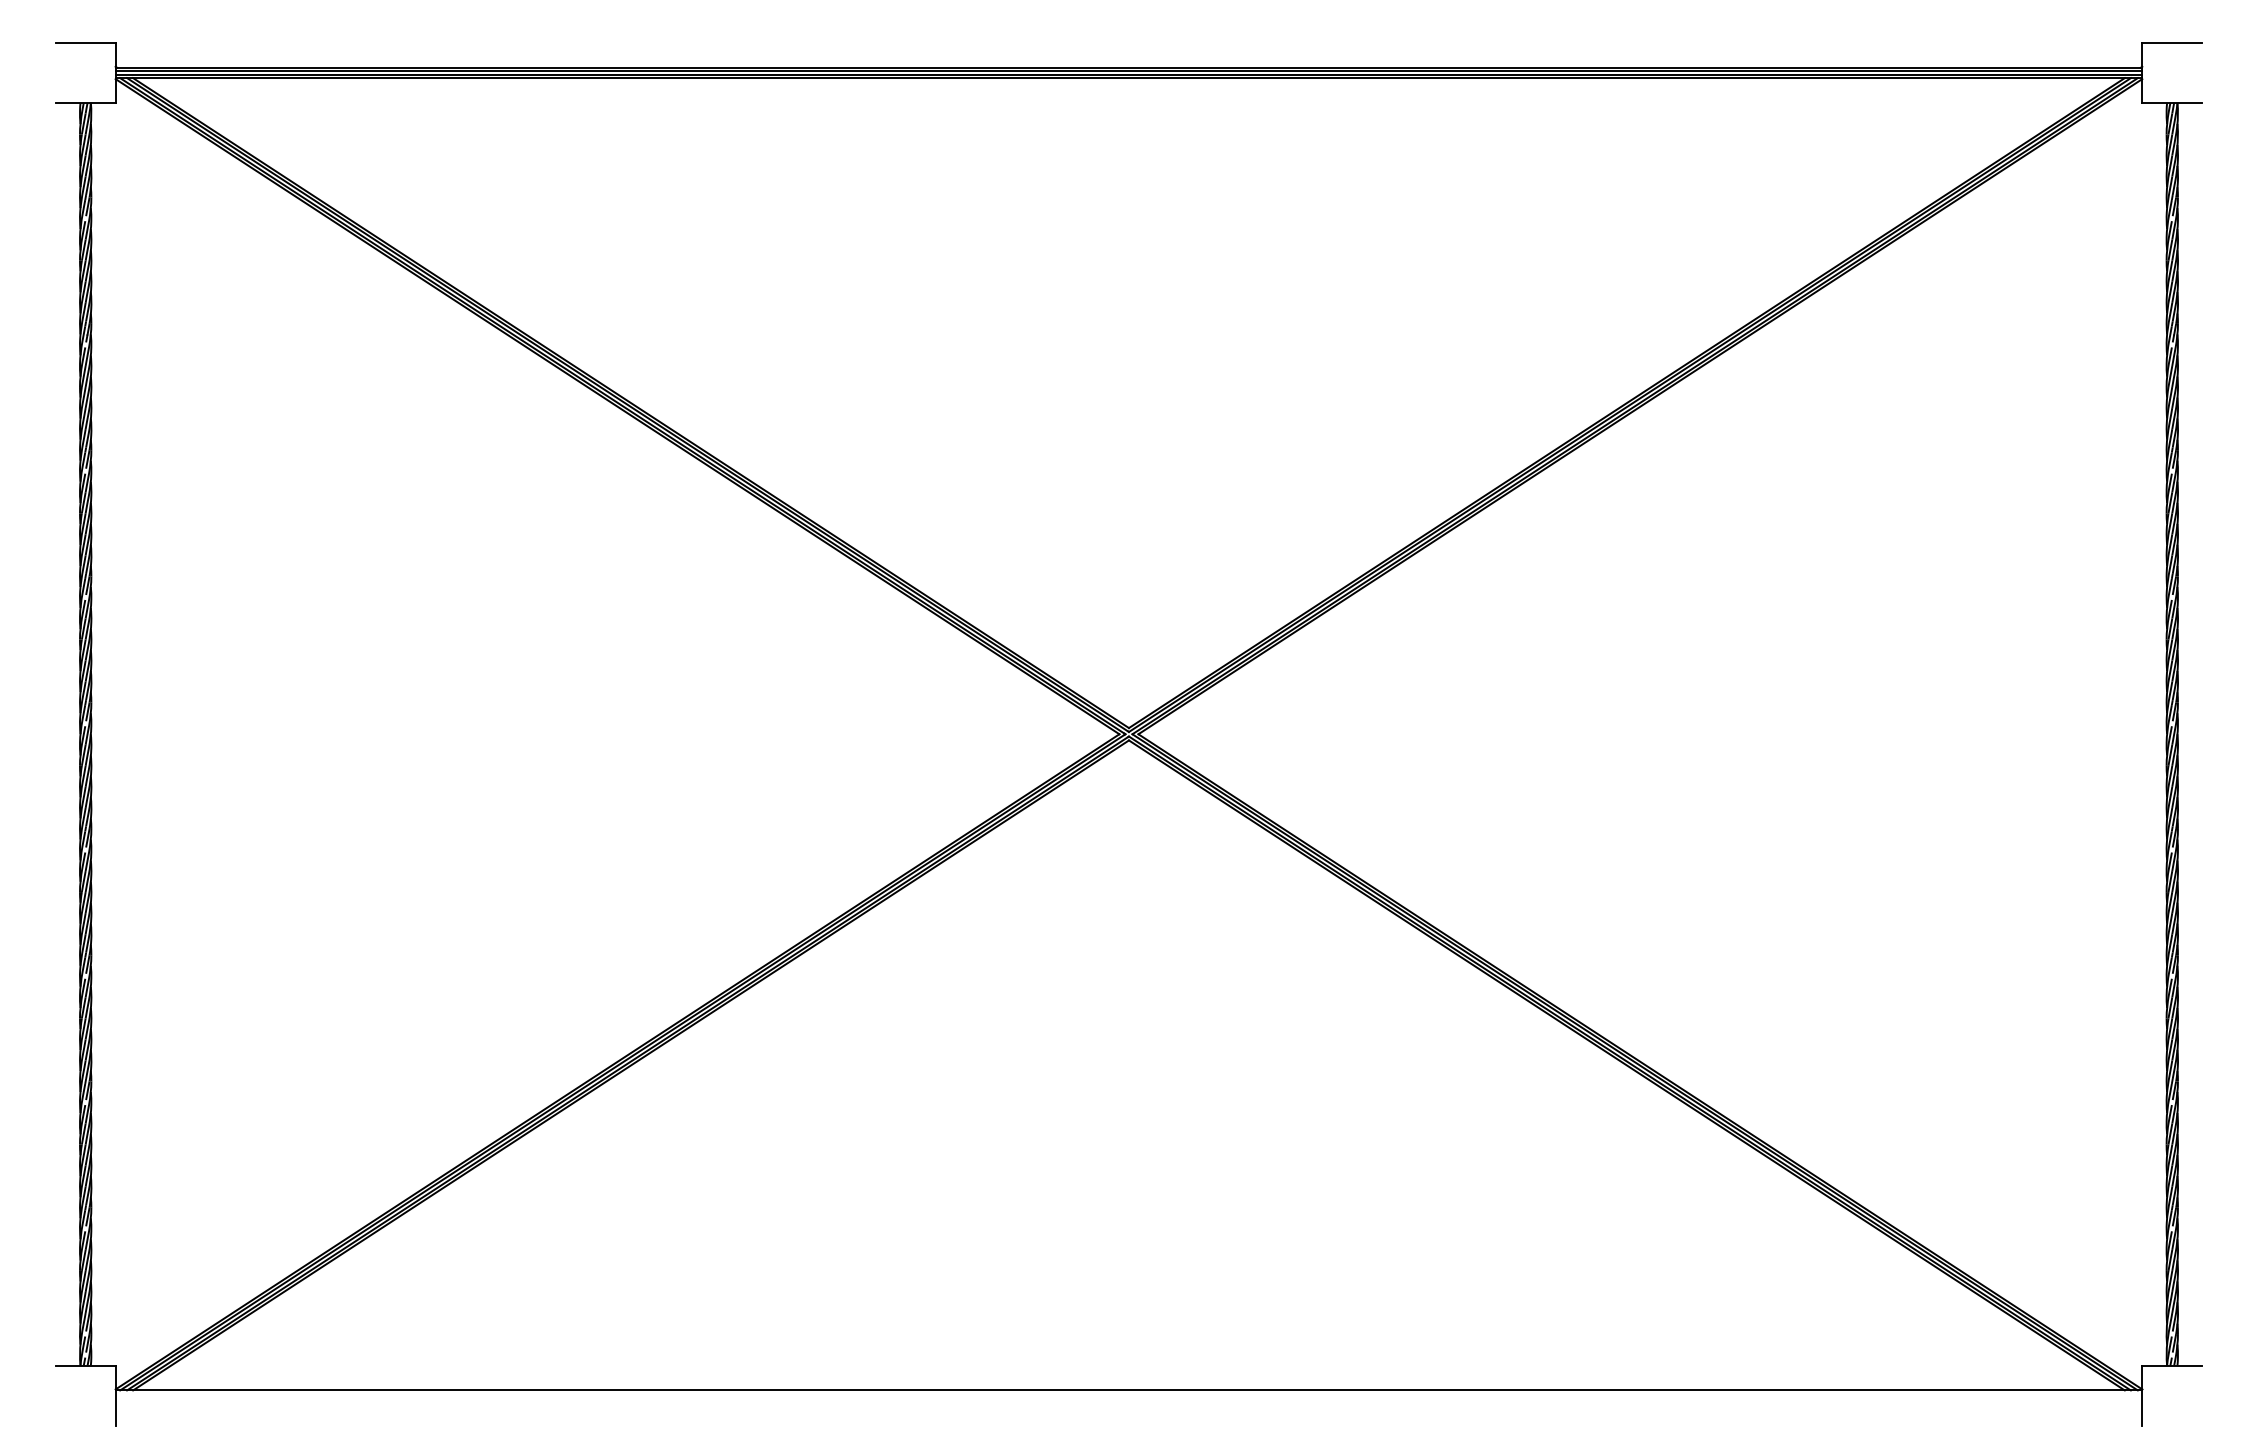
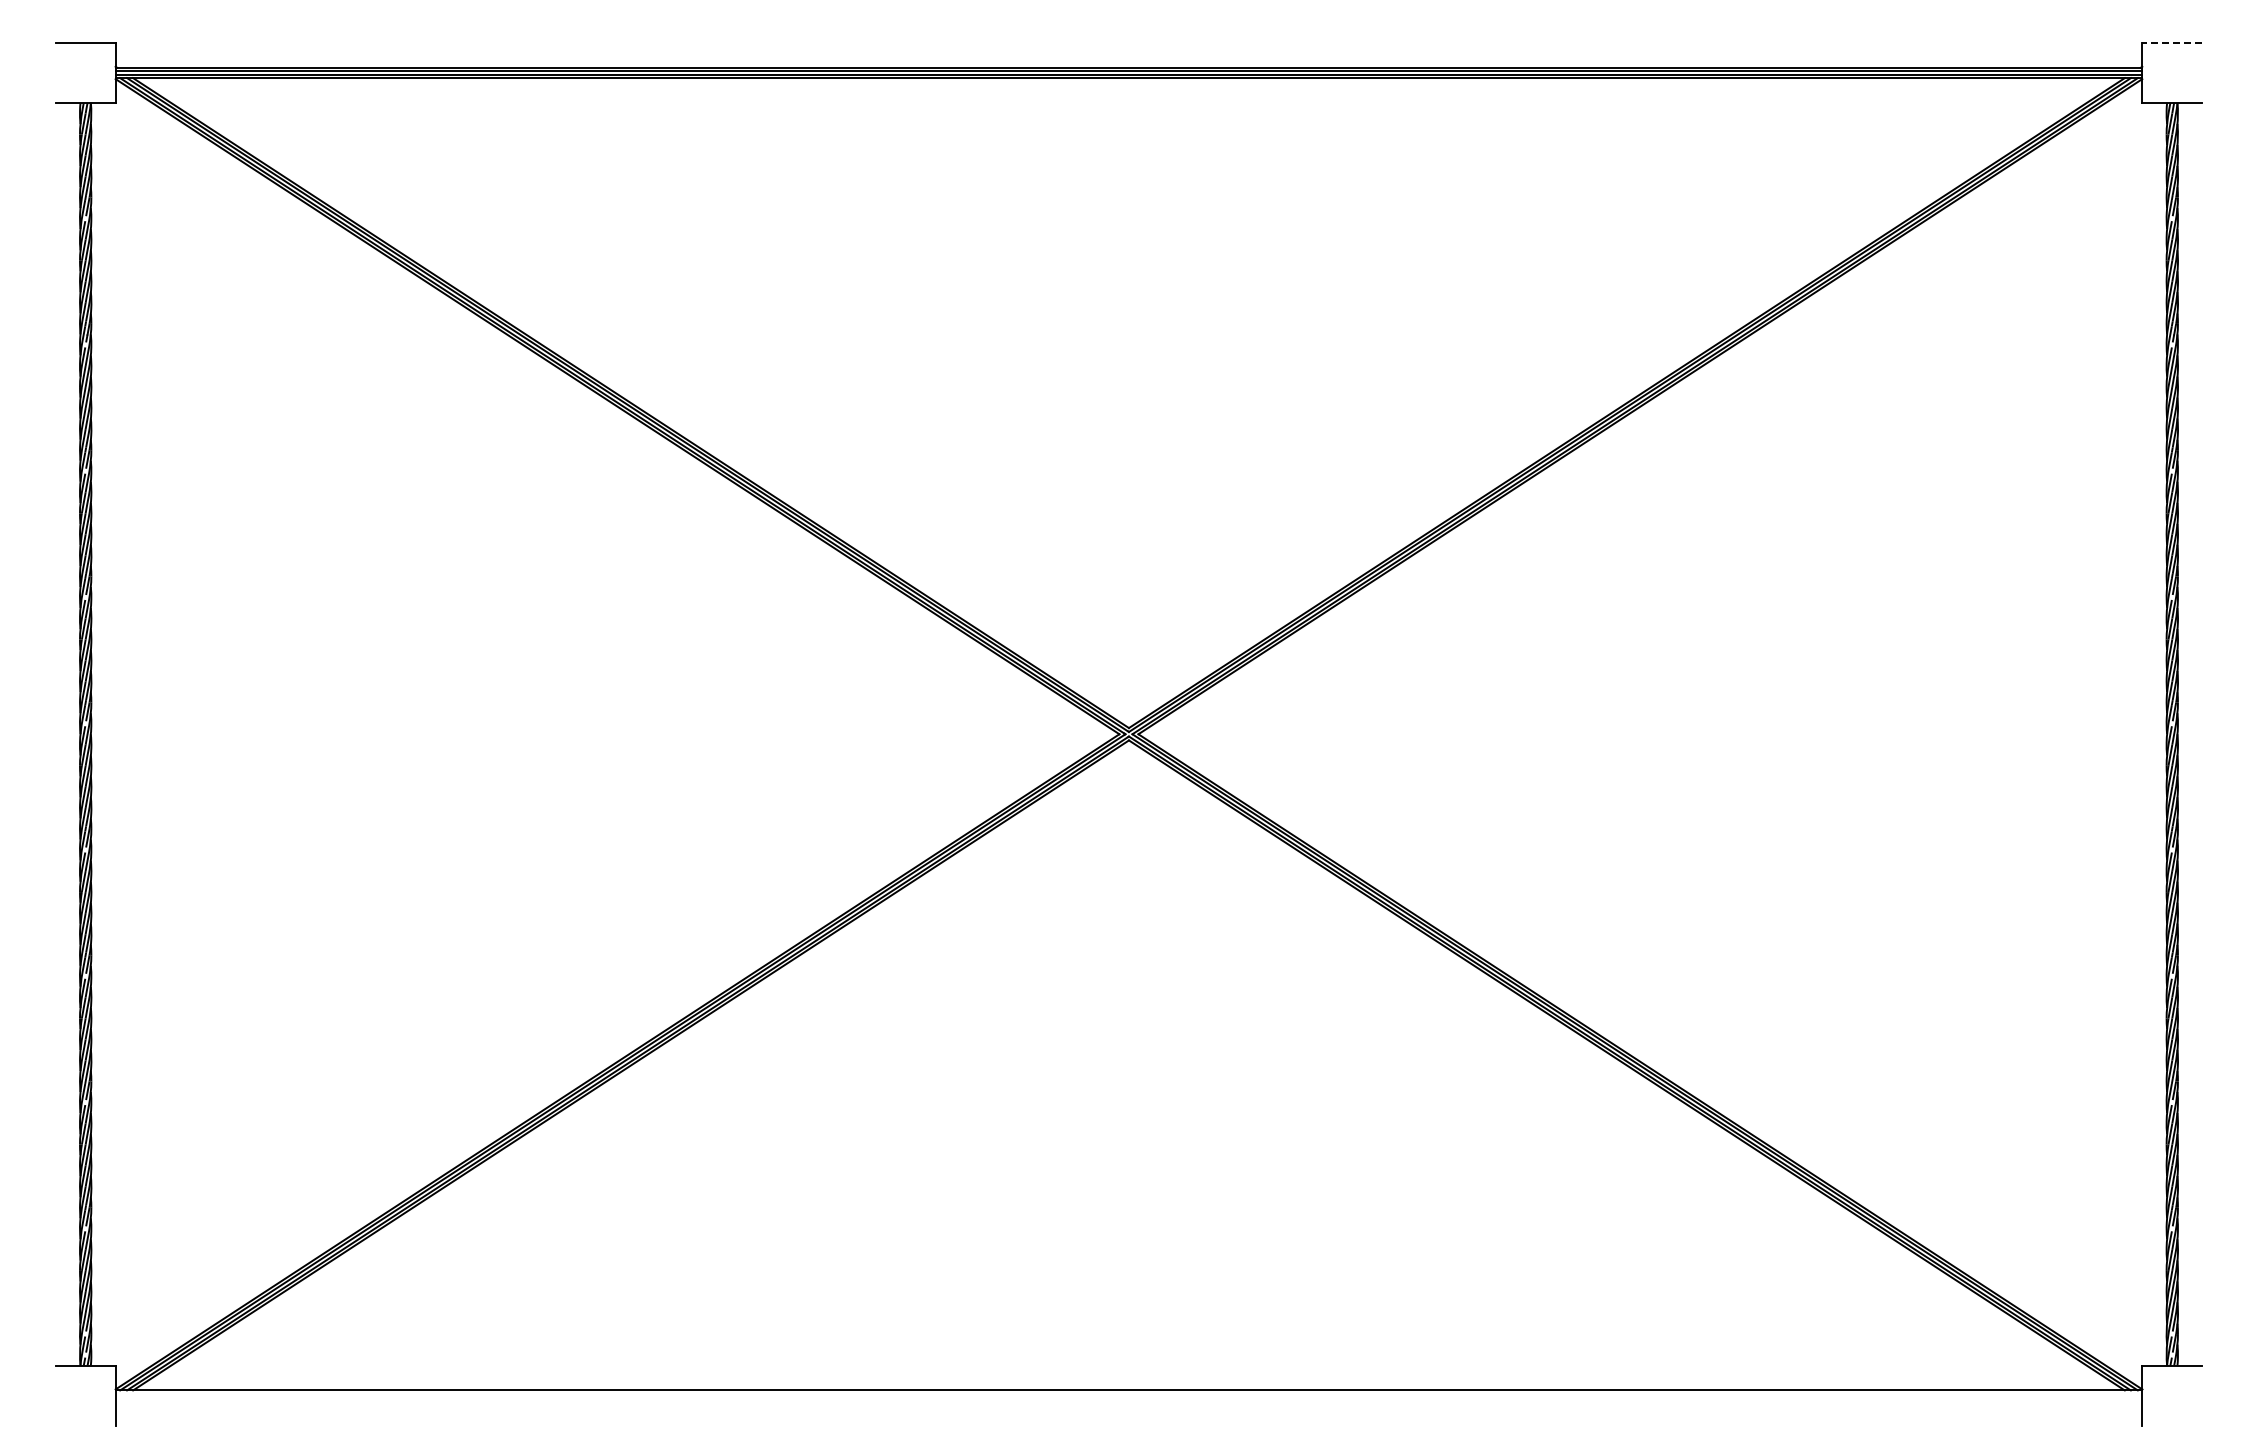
line: solid -> dashed (2172, 42)
